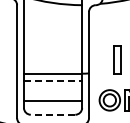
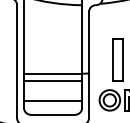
part size: 9x30 px -> 12x44 px (117, 59)
line: dashed -> solid (53, 80)
line: dashed -> solid (52, 114)
